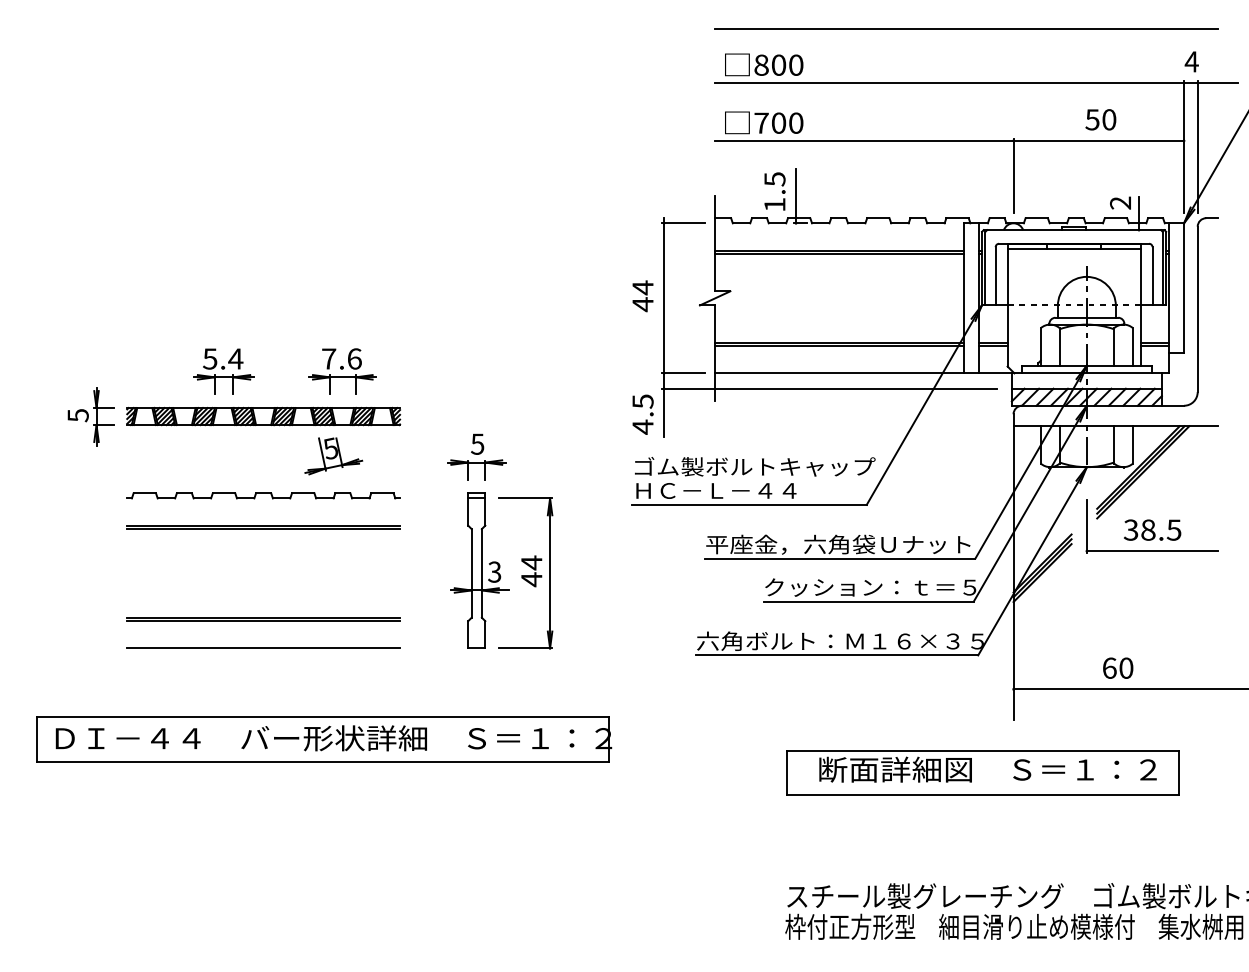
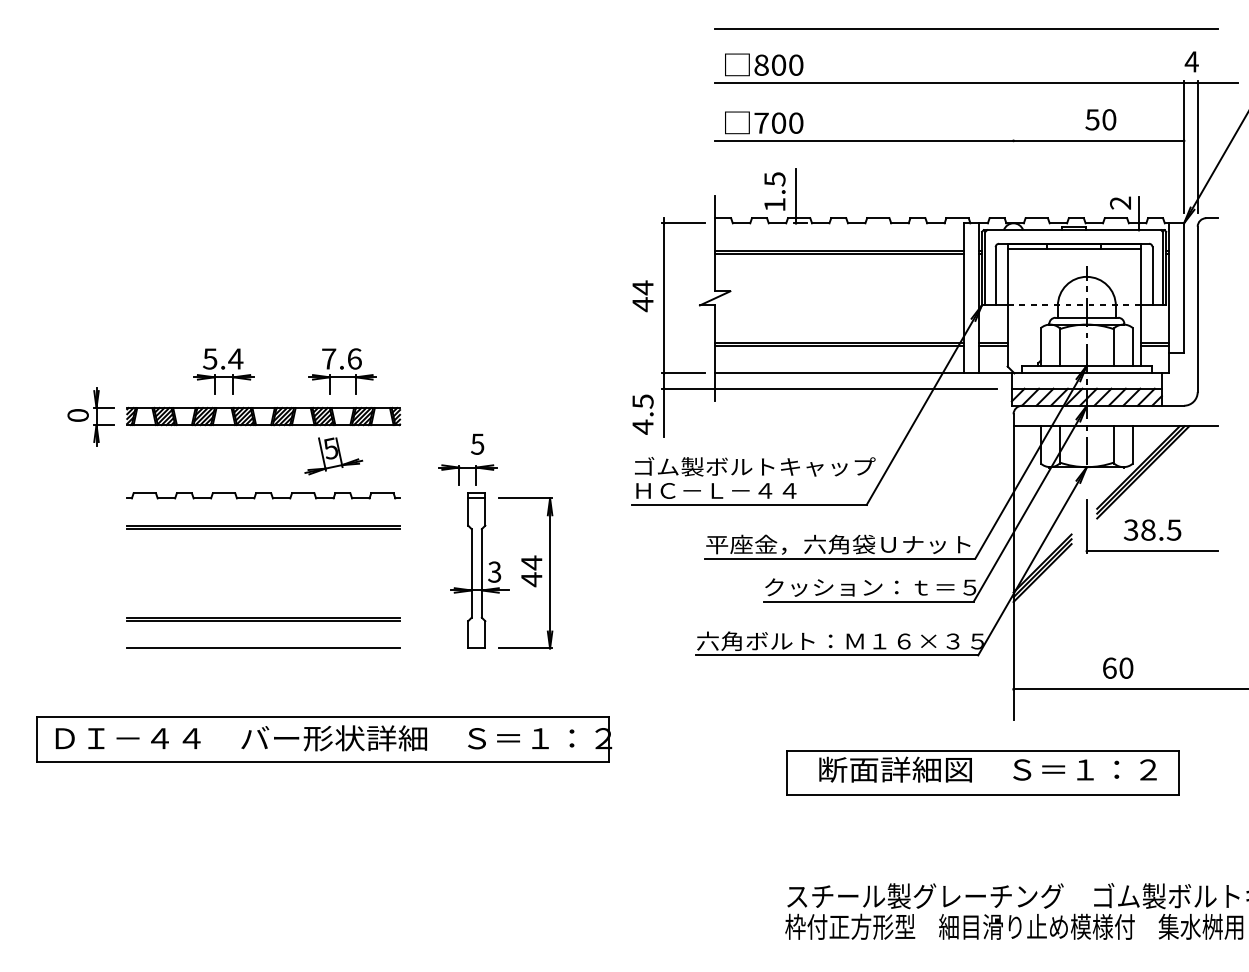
line: present -> none (1013, 175)
text: 5 -> 0 (77, 415)
part position: (476, 469) -> (467, 474) (467, 474)
